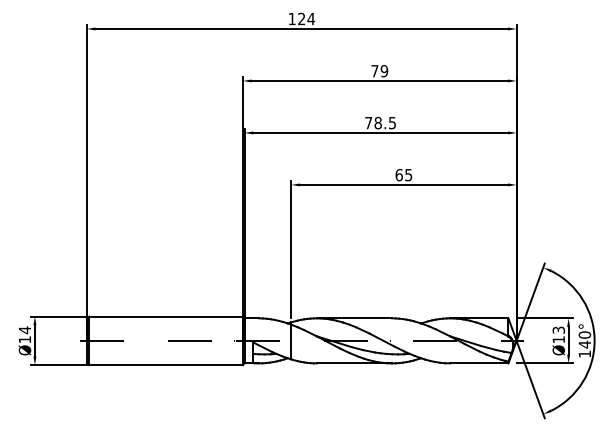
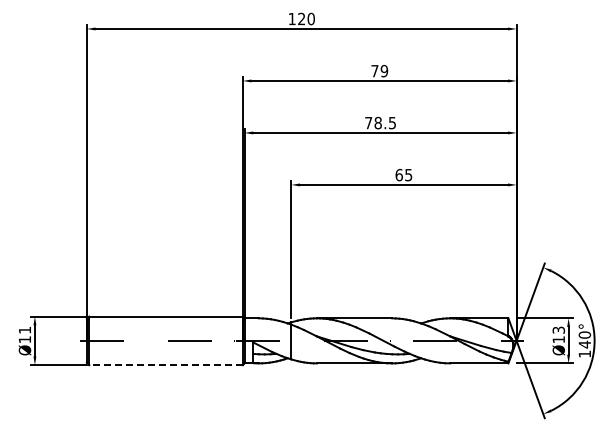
text: 124 -> 120 (311, 18)
text: Ø14 -> Ø11 (24, 330)
line: solid -> dashed (166, 365)
